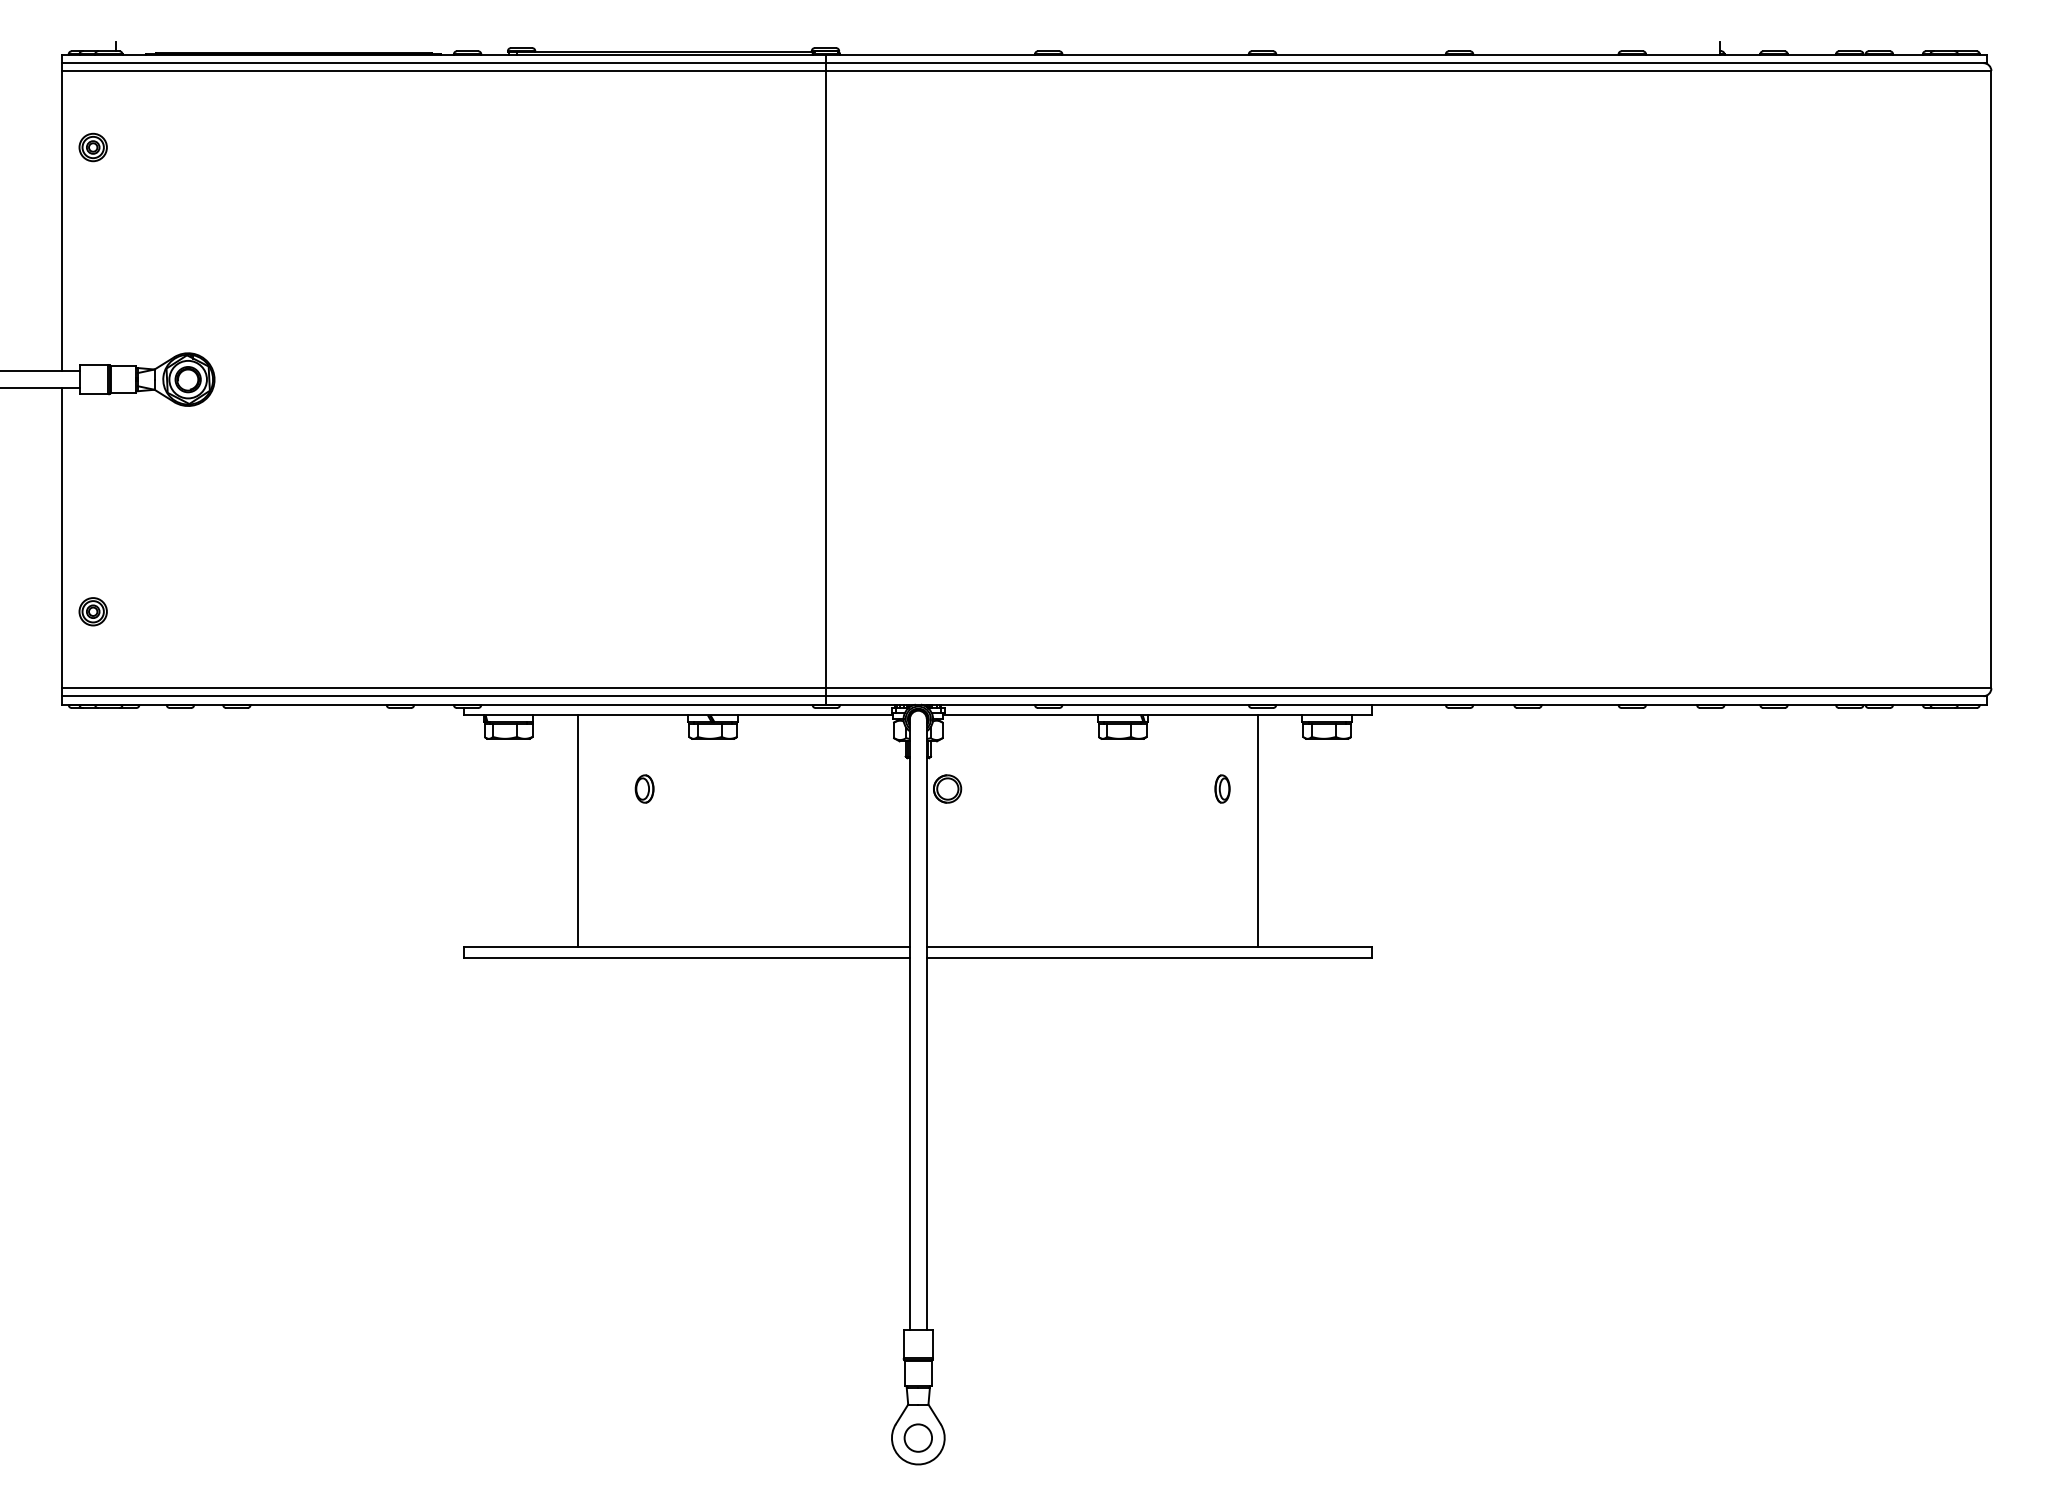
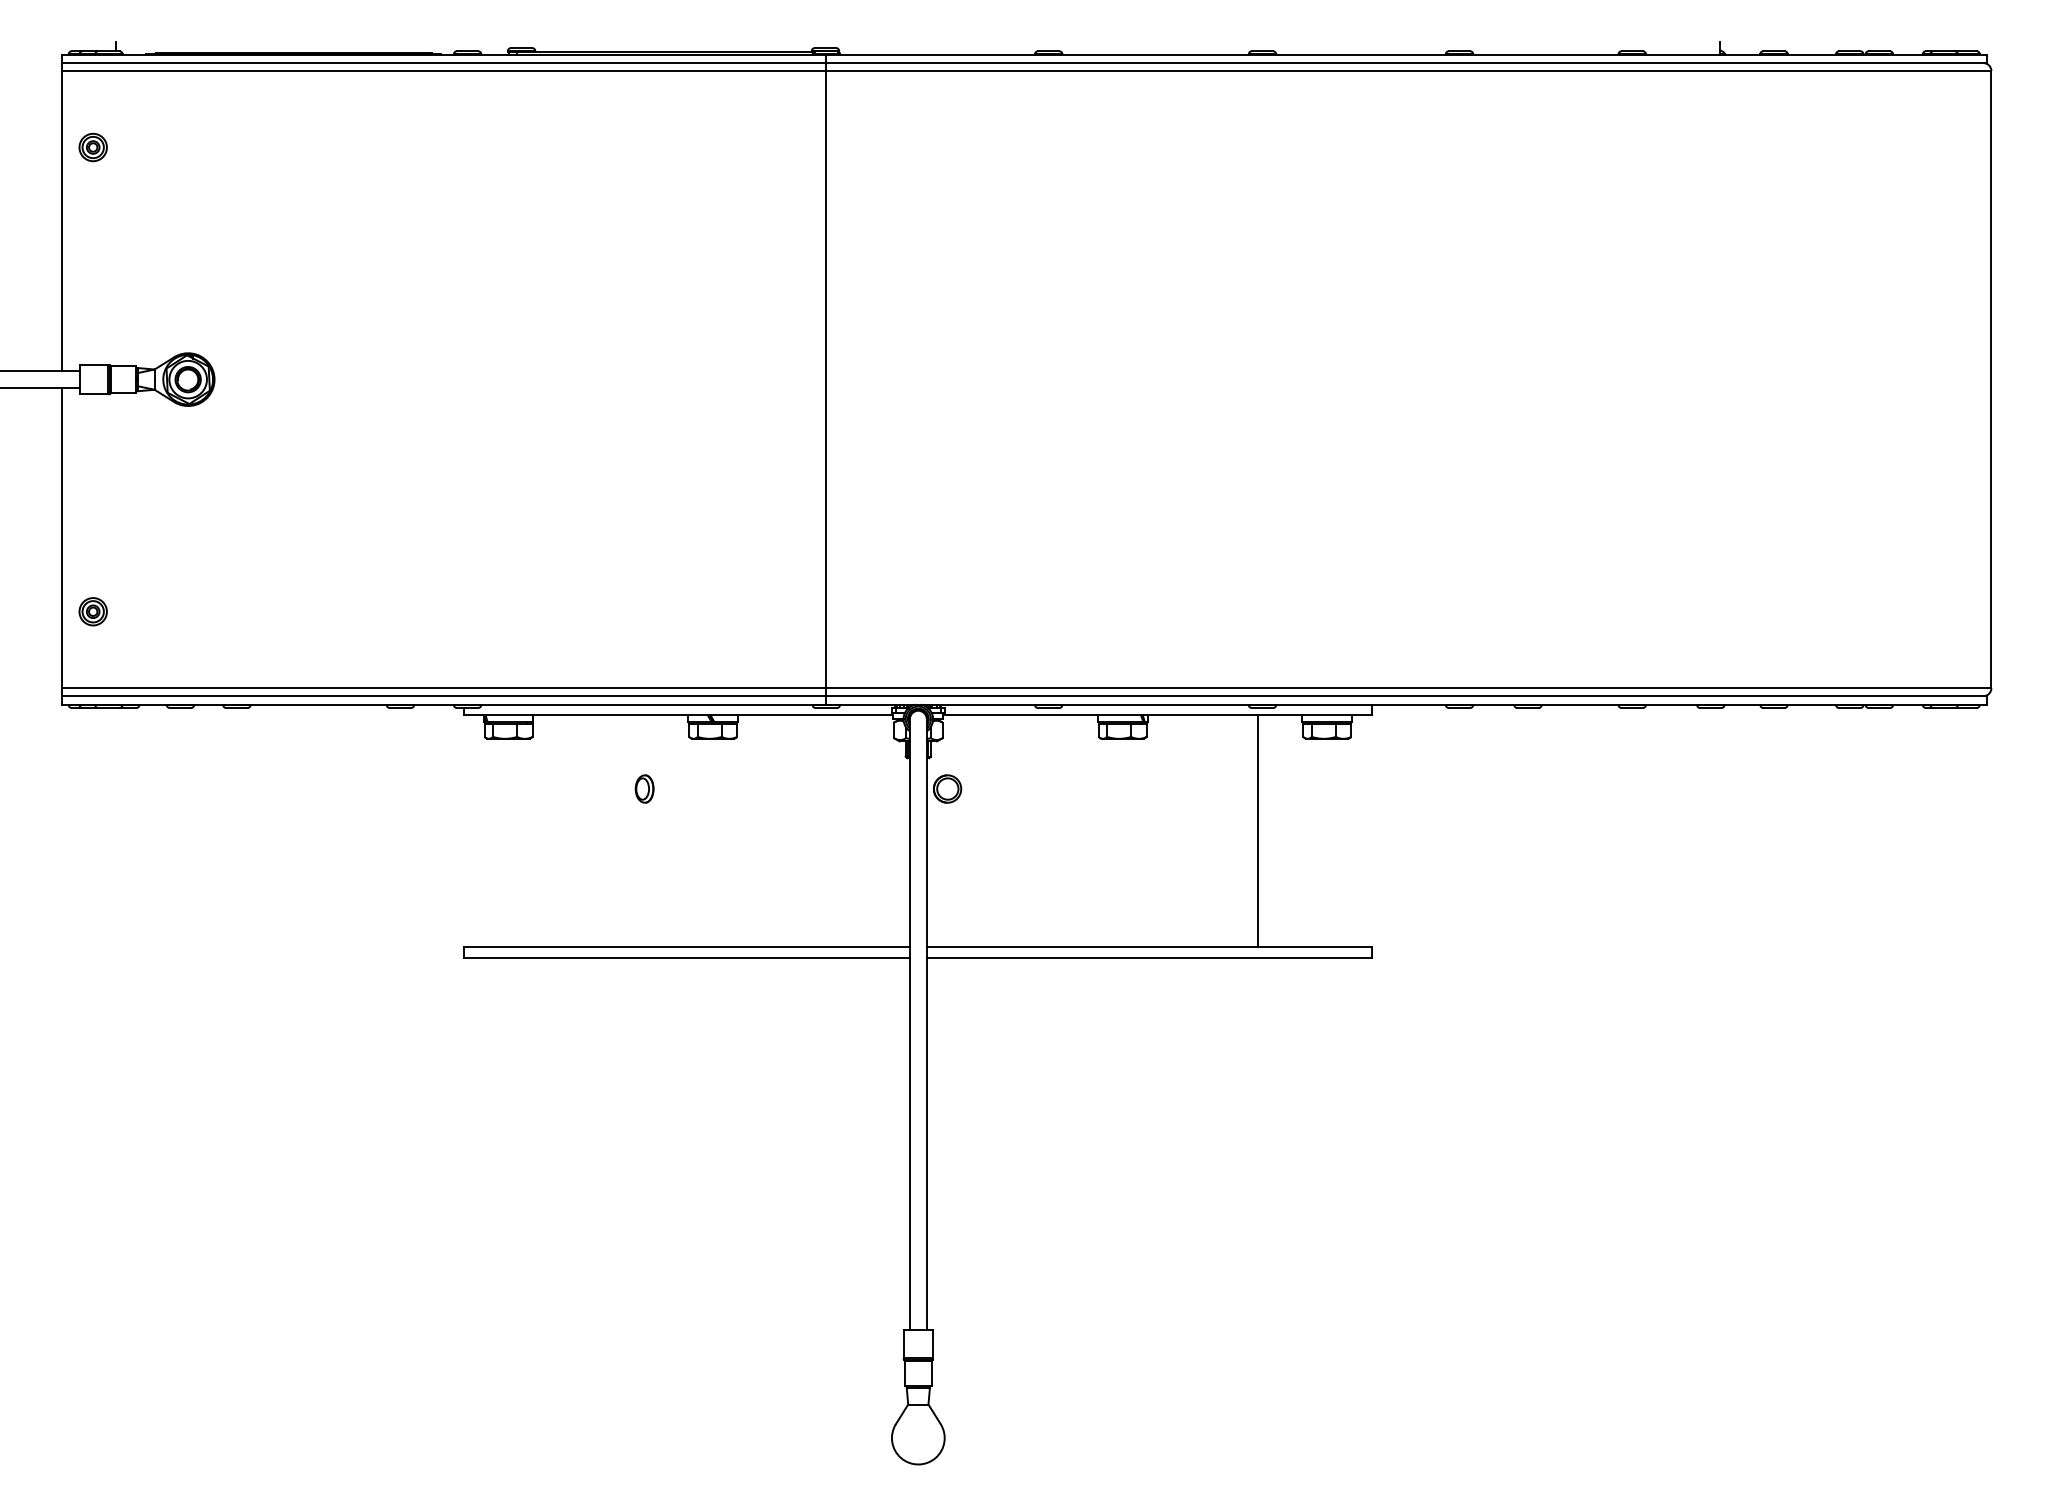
part: present -> none (1222, 788)
line: present -> none (578, 831)
circle: present -> none (917, 1437)
